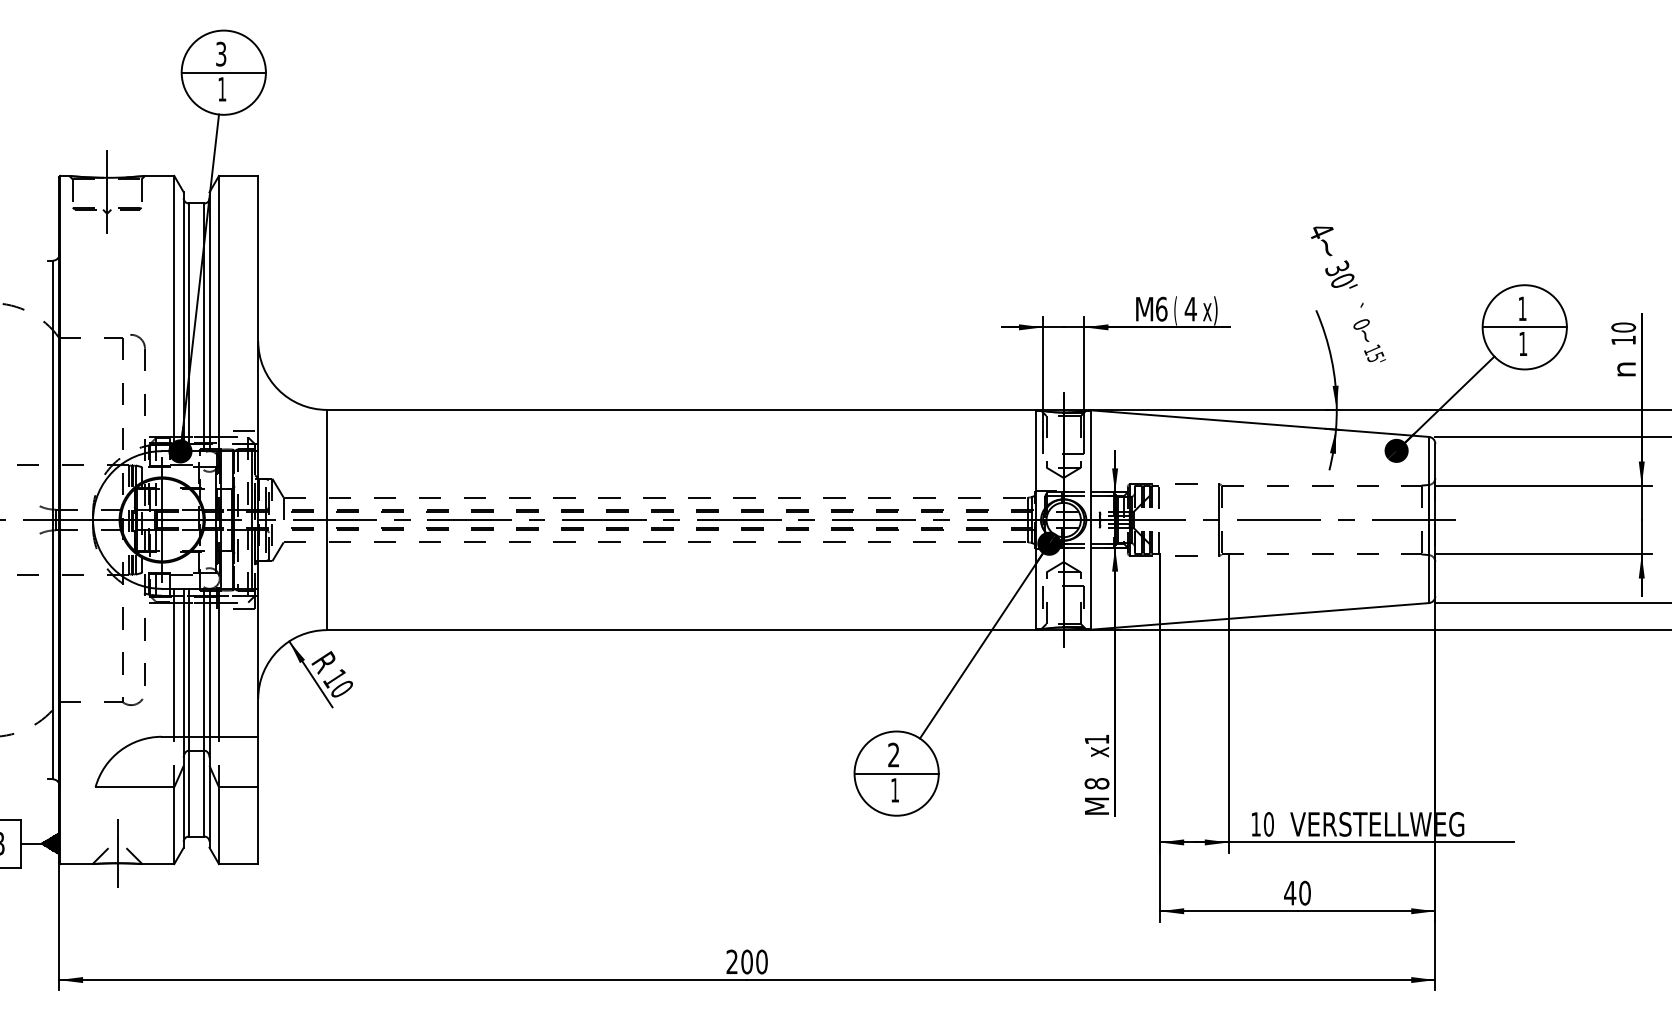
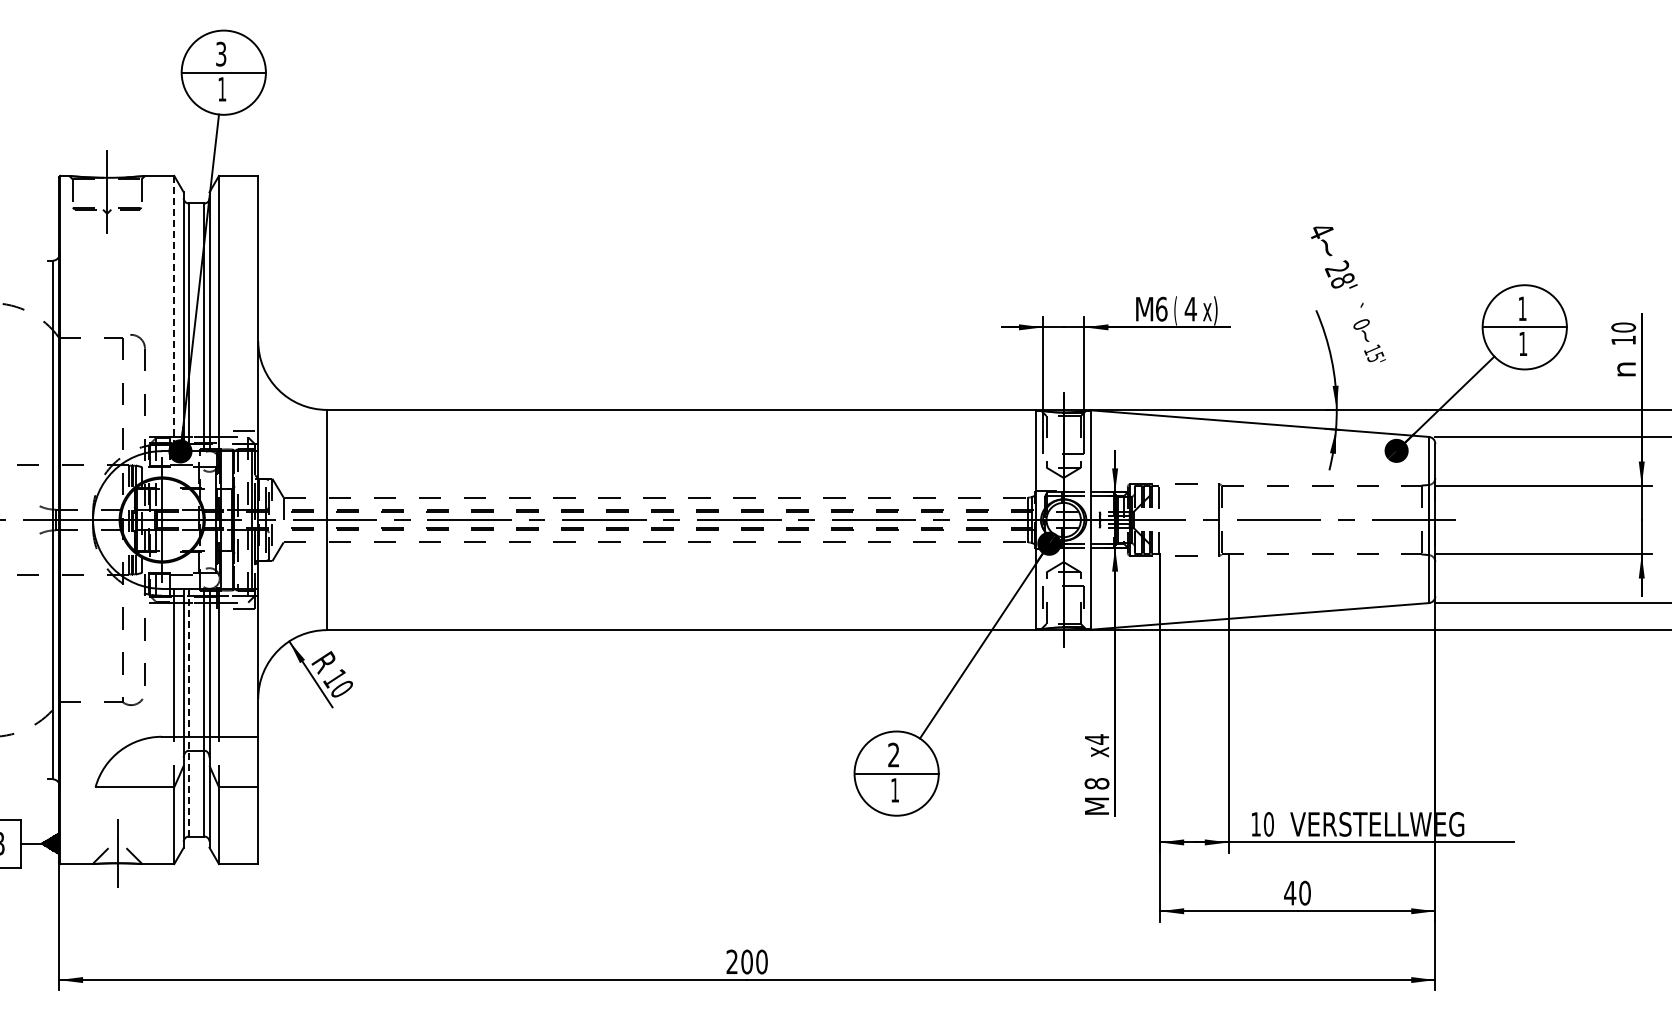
text: 30' -> 28' (1339, 274)
line: solid -> dashed (174, 313)
line: solid -> dashed (188, 712)
text: x1 -> x4 (1096, 739)
